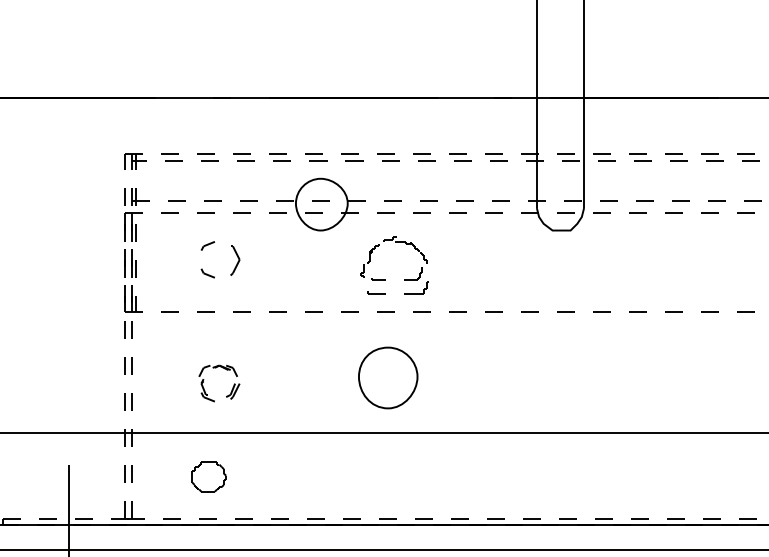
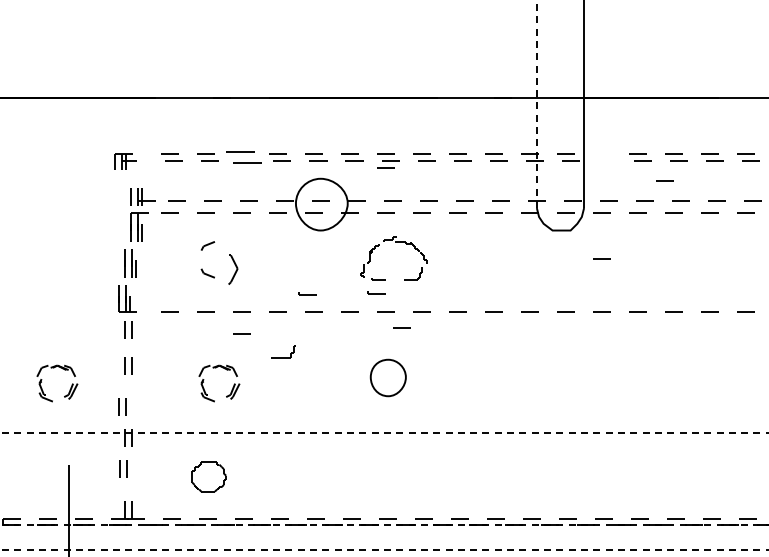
line: solid -> dashed (536, 104)
part size: 22x9 px -> 36x13 px (243, 157)
part: present -> none (604, 157)
part position: (135, 161) -> (125, 161) (125, 161)
line: none -> present (385, 167)
line: none -> present (664, 180)
part position: (136, 214) -> (142, 214) (142, 214)
line: none -> present (601, 258)
part position: (235, 260) -> (233, 269) (233, 269)
part position: (416, 287) -> (283, 351) (283, 351)
part: none -> present (307, 293)
part position: (133, 298) -> (127, 298) (127, 298)
line: none -> present (401, 327)
line: none -> present (241, 333)
part size: 61x64 px -> 38x40 px (387, 377)
part: none -> present (69, 389)
part position: (128, 401) -> (122, 406) (122, 406)
line: solid -> dashed (384, 433)
part position: (128, 473) -> (123, 468) (123, 468)
line: solid -> dashed (384, 525)
line: solid -> dashed (384, 550)
